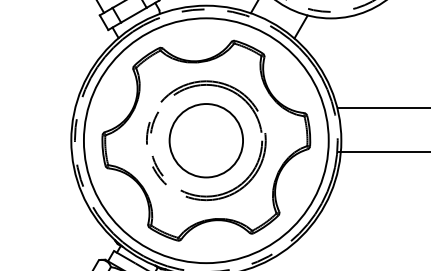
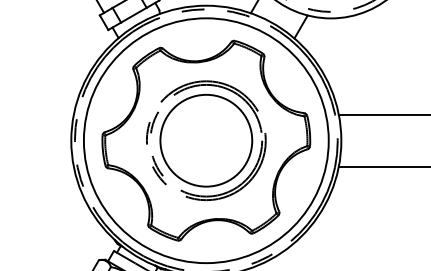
line position: (382, 107) -> (382, 114) (382, 114)
circle diameter: 73 px -> 92 px (206, 140)
line position: (382, 151) -> (382, 166) (382, 166)
